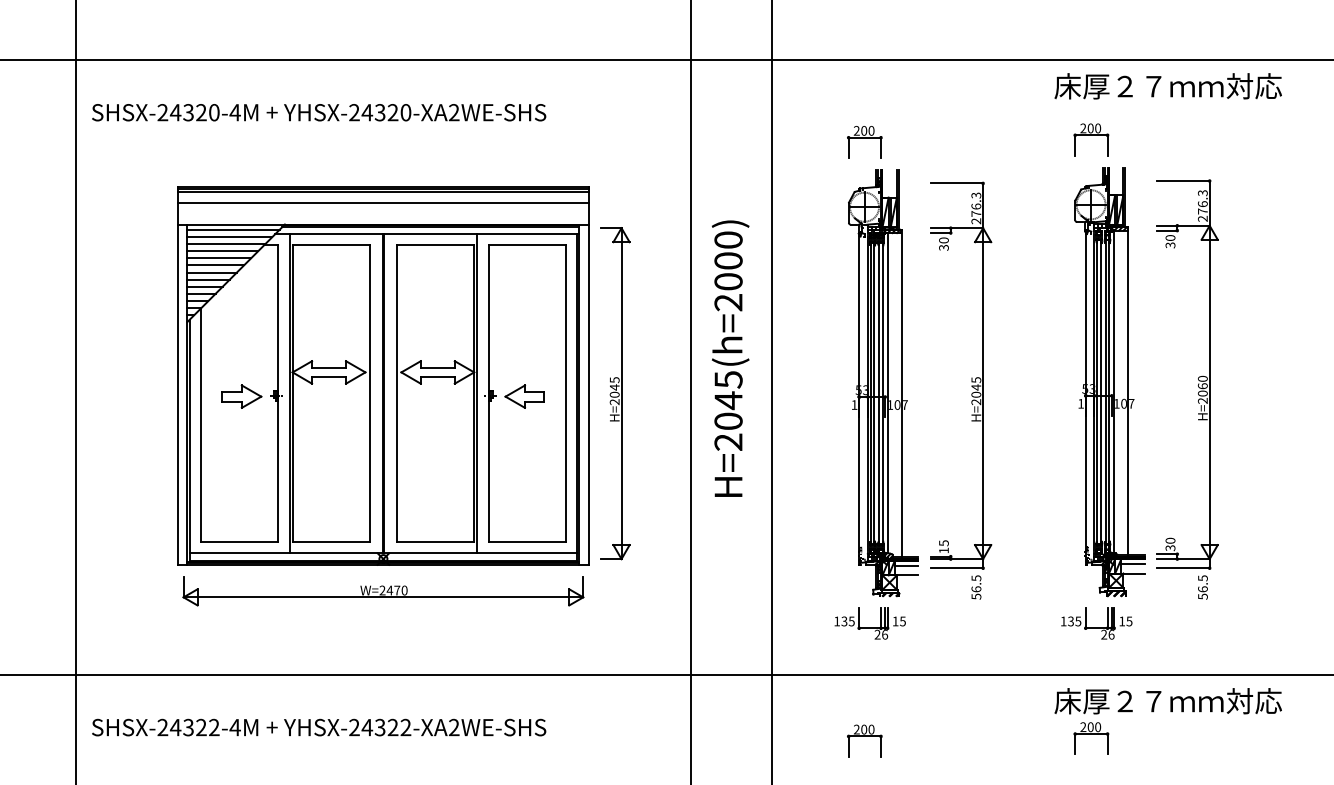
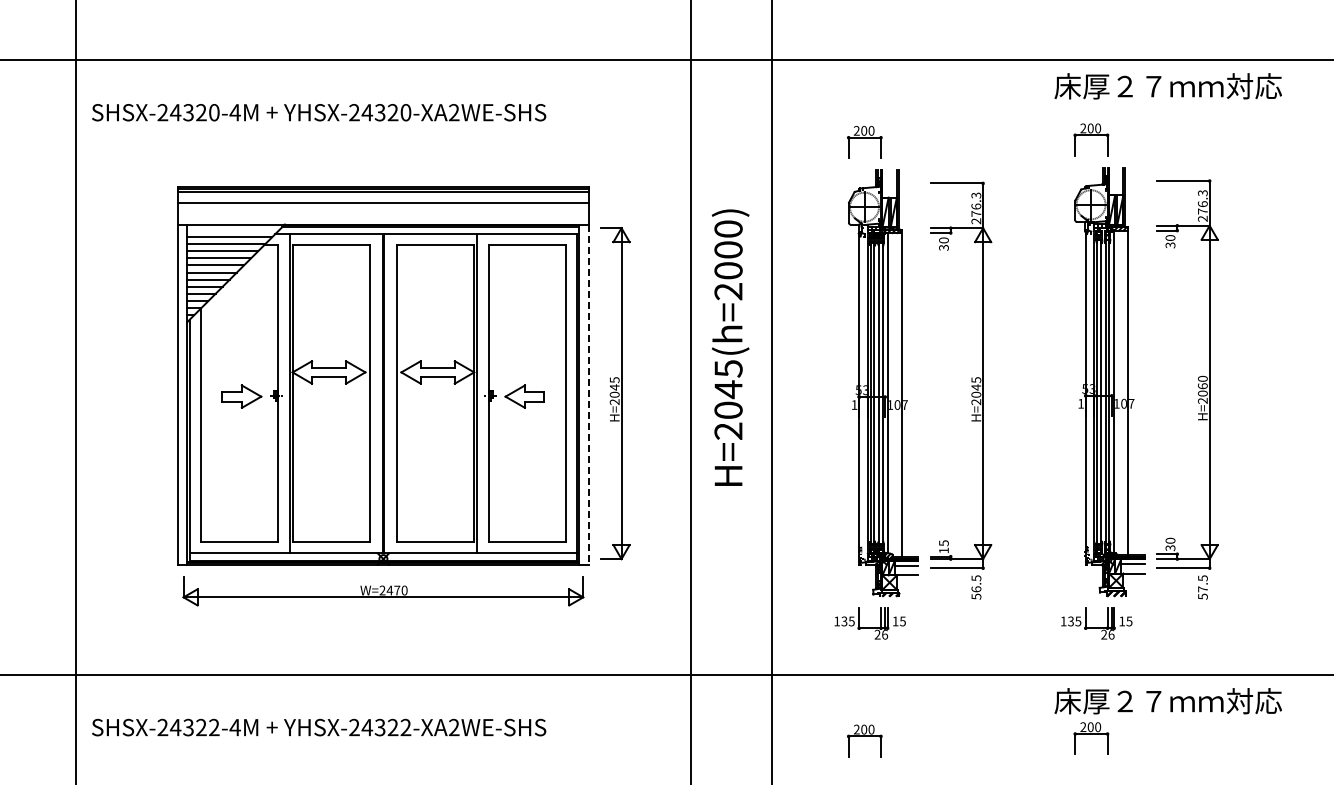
line: present -> none (233, 229)
text position: (730, 358) -> (730, 347) (730, 347)
line: solid -> dashed (588, 395)
text: 56.5 -> 57.5 (1202, 589)
